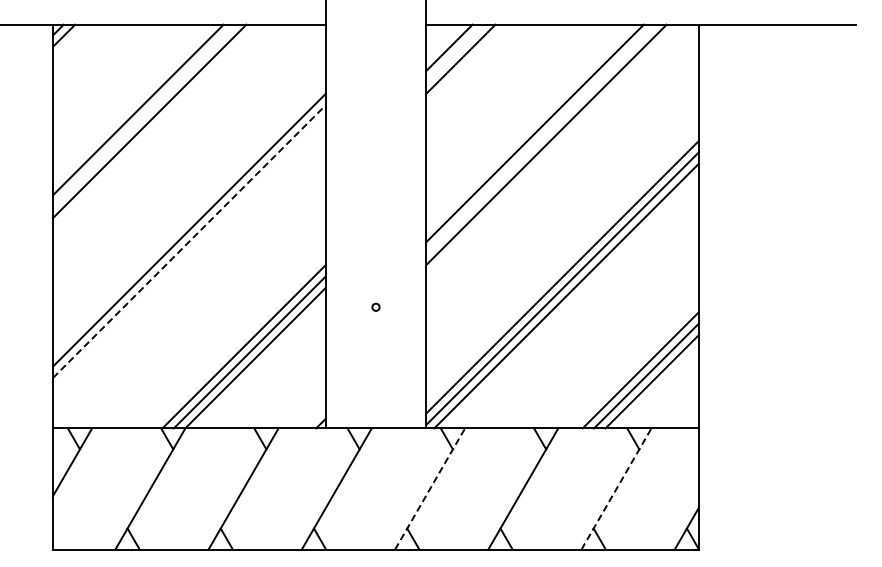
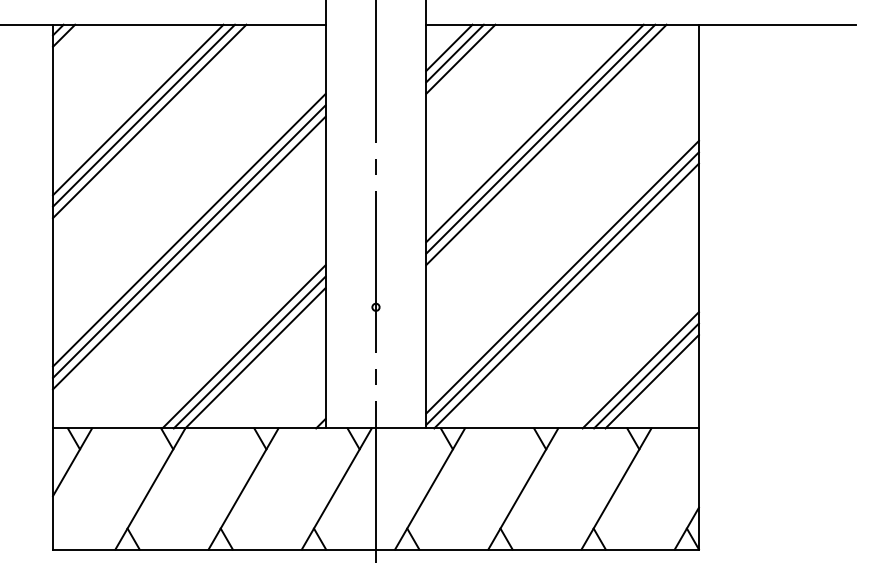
line: none -> present (454, 53)
line: none -> present (144, 115)
line: none -> present (540, 138)
line: dashed -> solid (189, 241)
line: none -> present (189, 252)
line: none -> present (375, 282)
line: dashed -> solid (430, 488)
line: dashed -> solid (616, 488)
